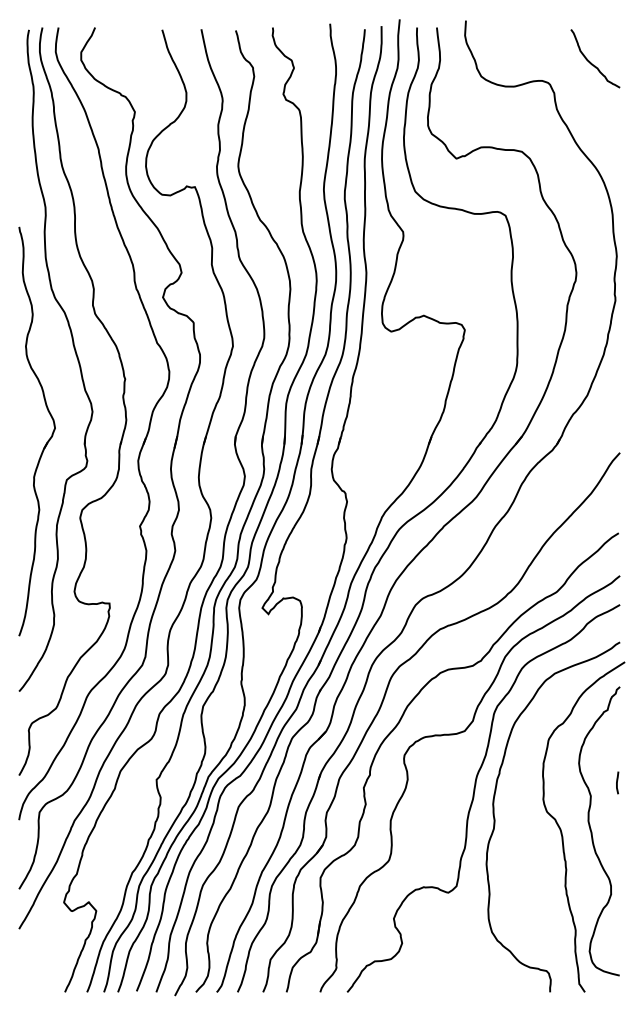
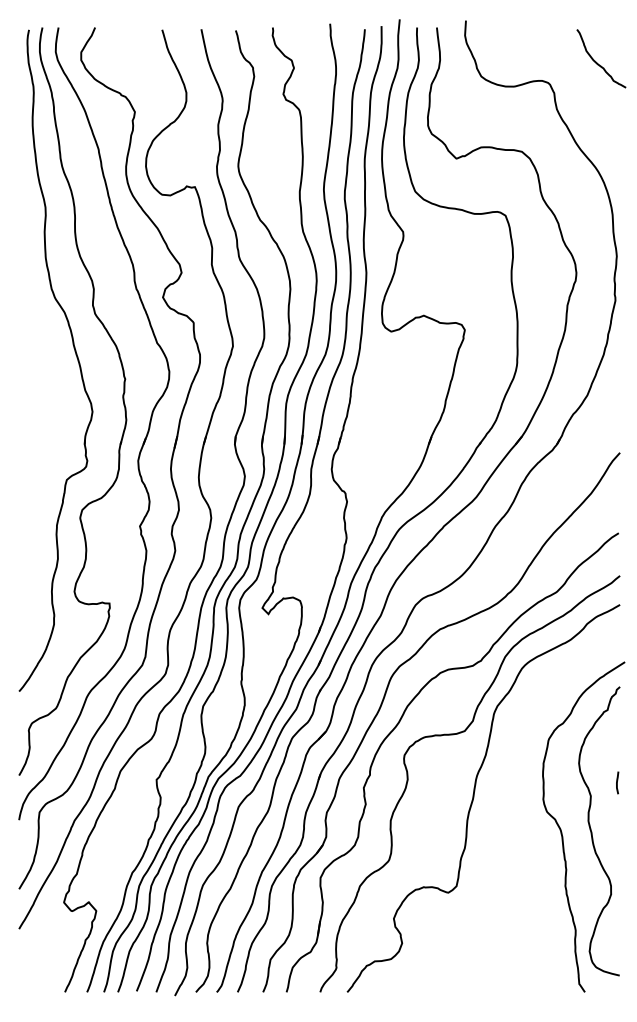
curve position: (591, 62) -> (597, 62) (597, 62)
part: present -> none (47, 440)
curve: present -> none (495, 818)
